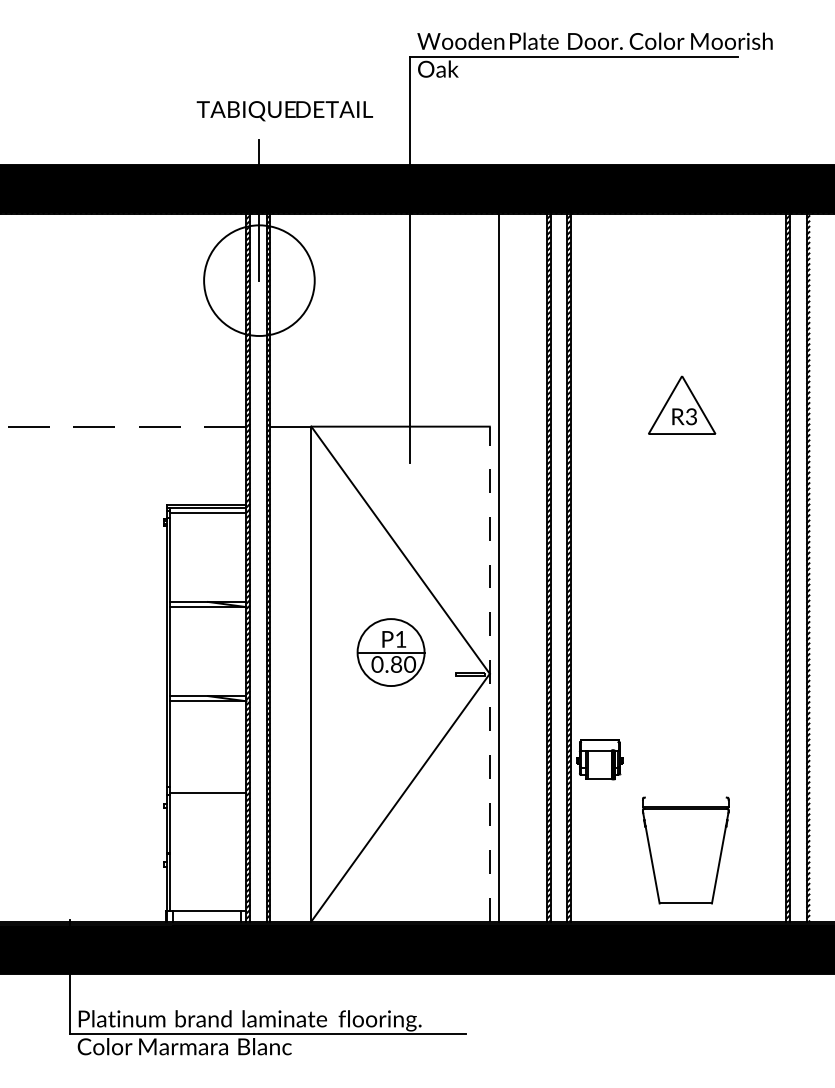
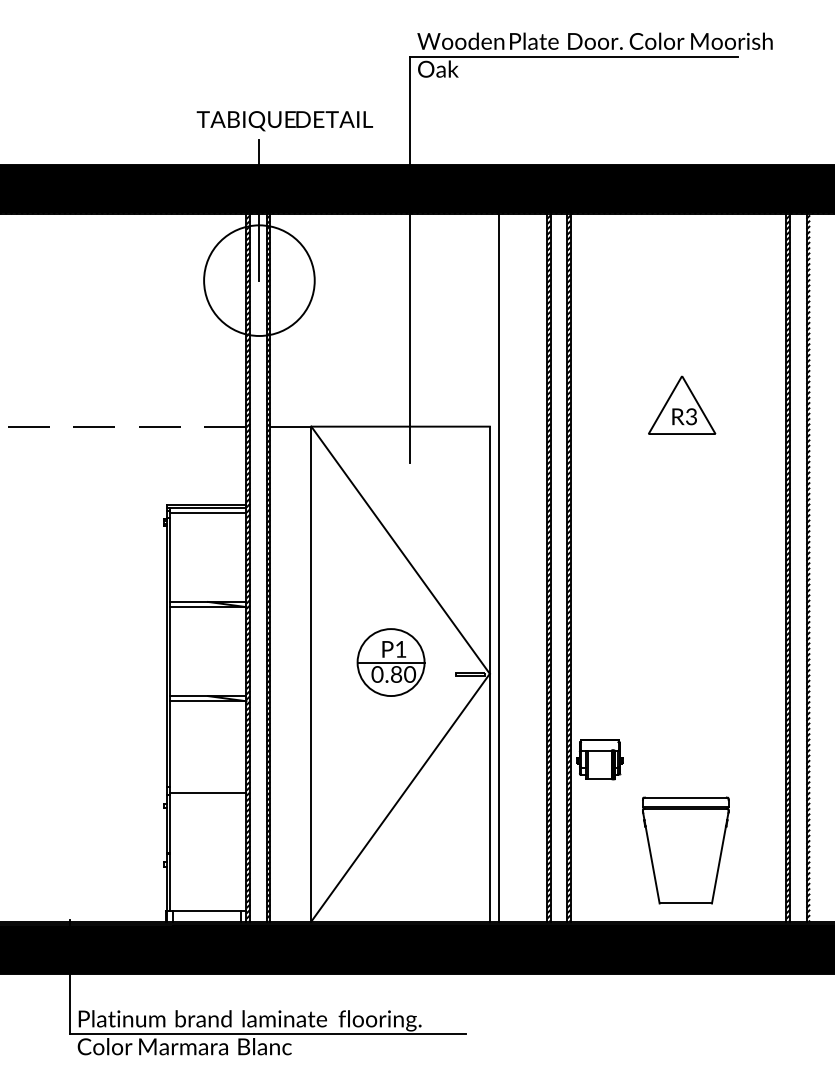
text position: (284, 111) -> (284, 121) (284, 121)
part position: (390, 652) -> (390, 662) (390, 662)
line: dashed -> solid (489, 673)
line: none -> present (685, 797)
